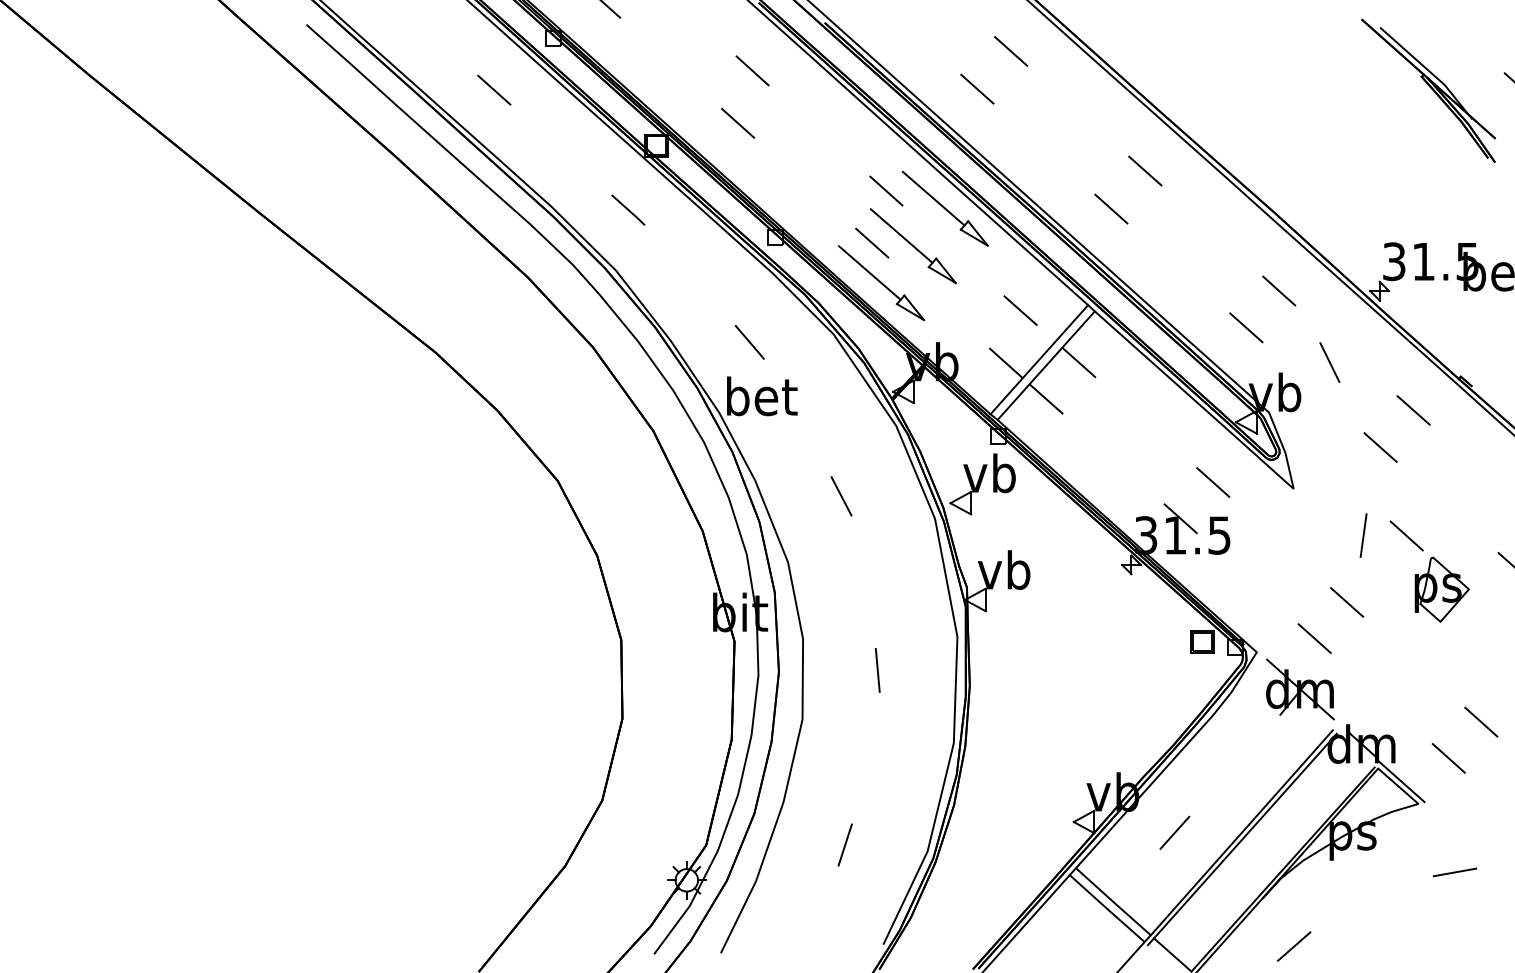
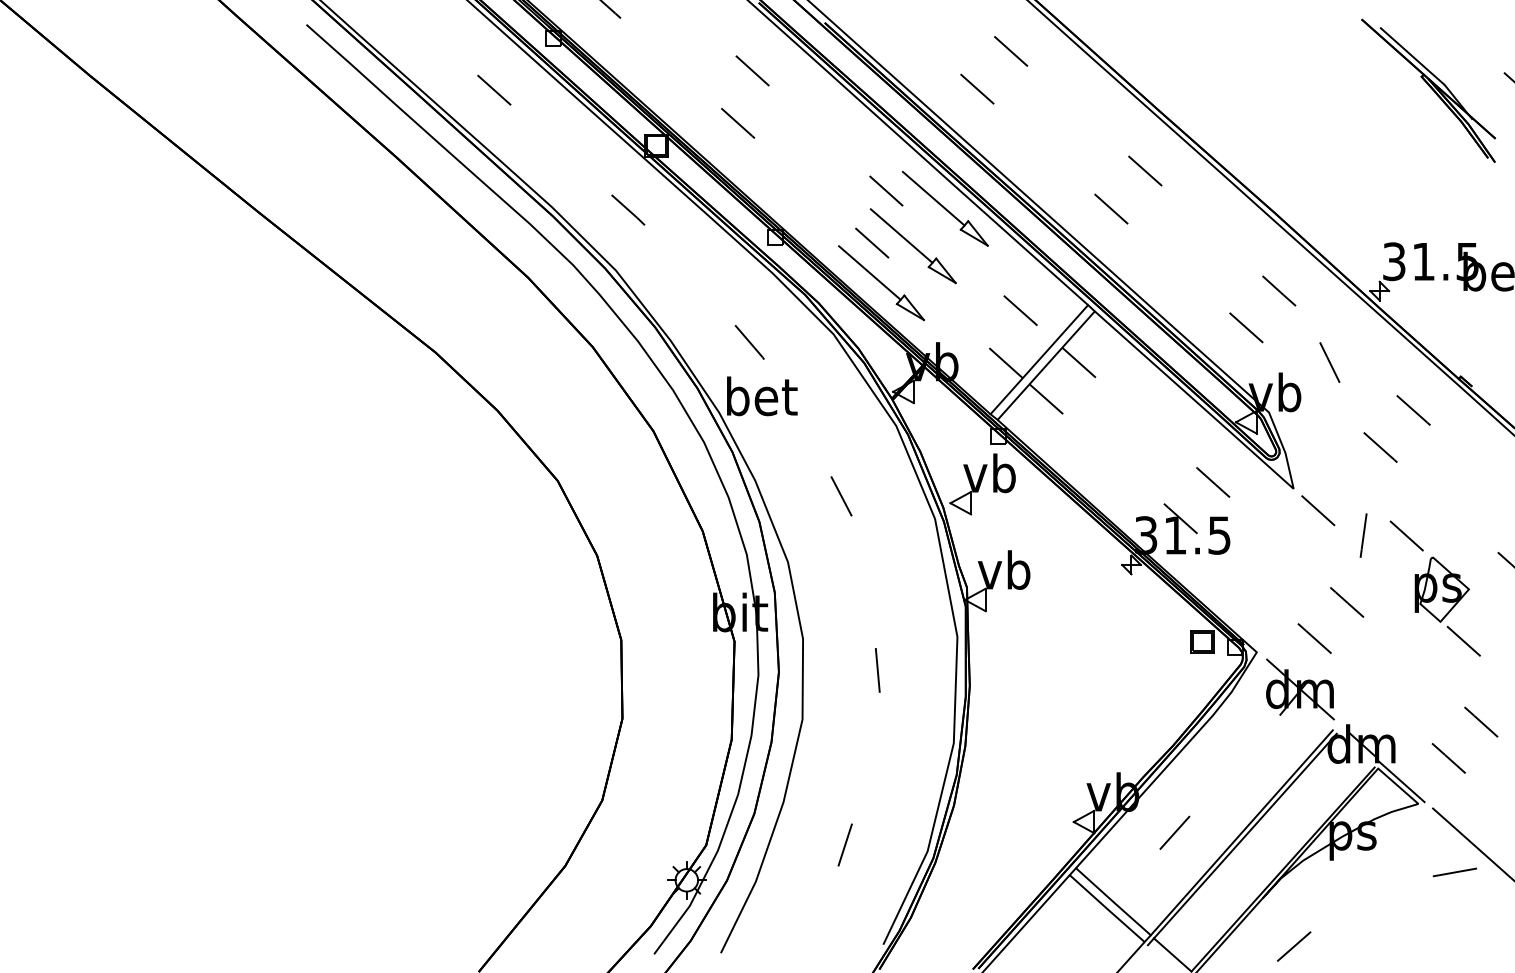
line: none -> present (1318, 510)
line: none -> present (1466, 643)
line: none -> present (1472, 843)
